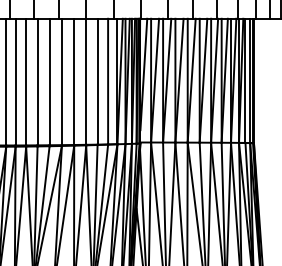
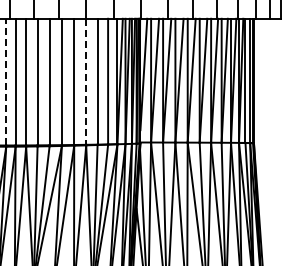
line: solid -> dashed (6, 81)
line: solid -> dashed (86, 82)
